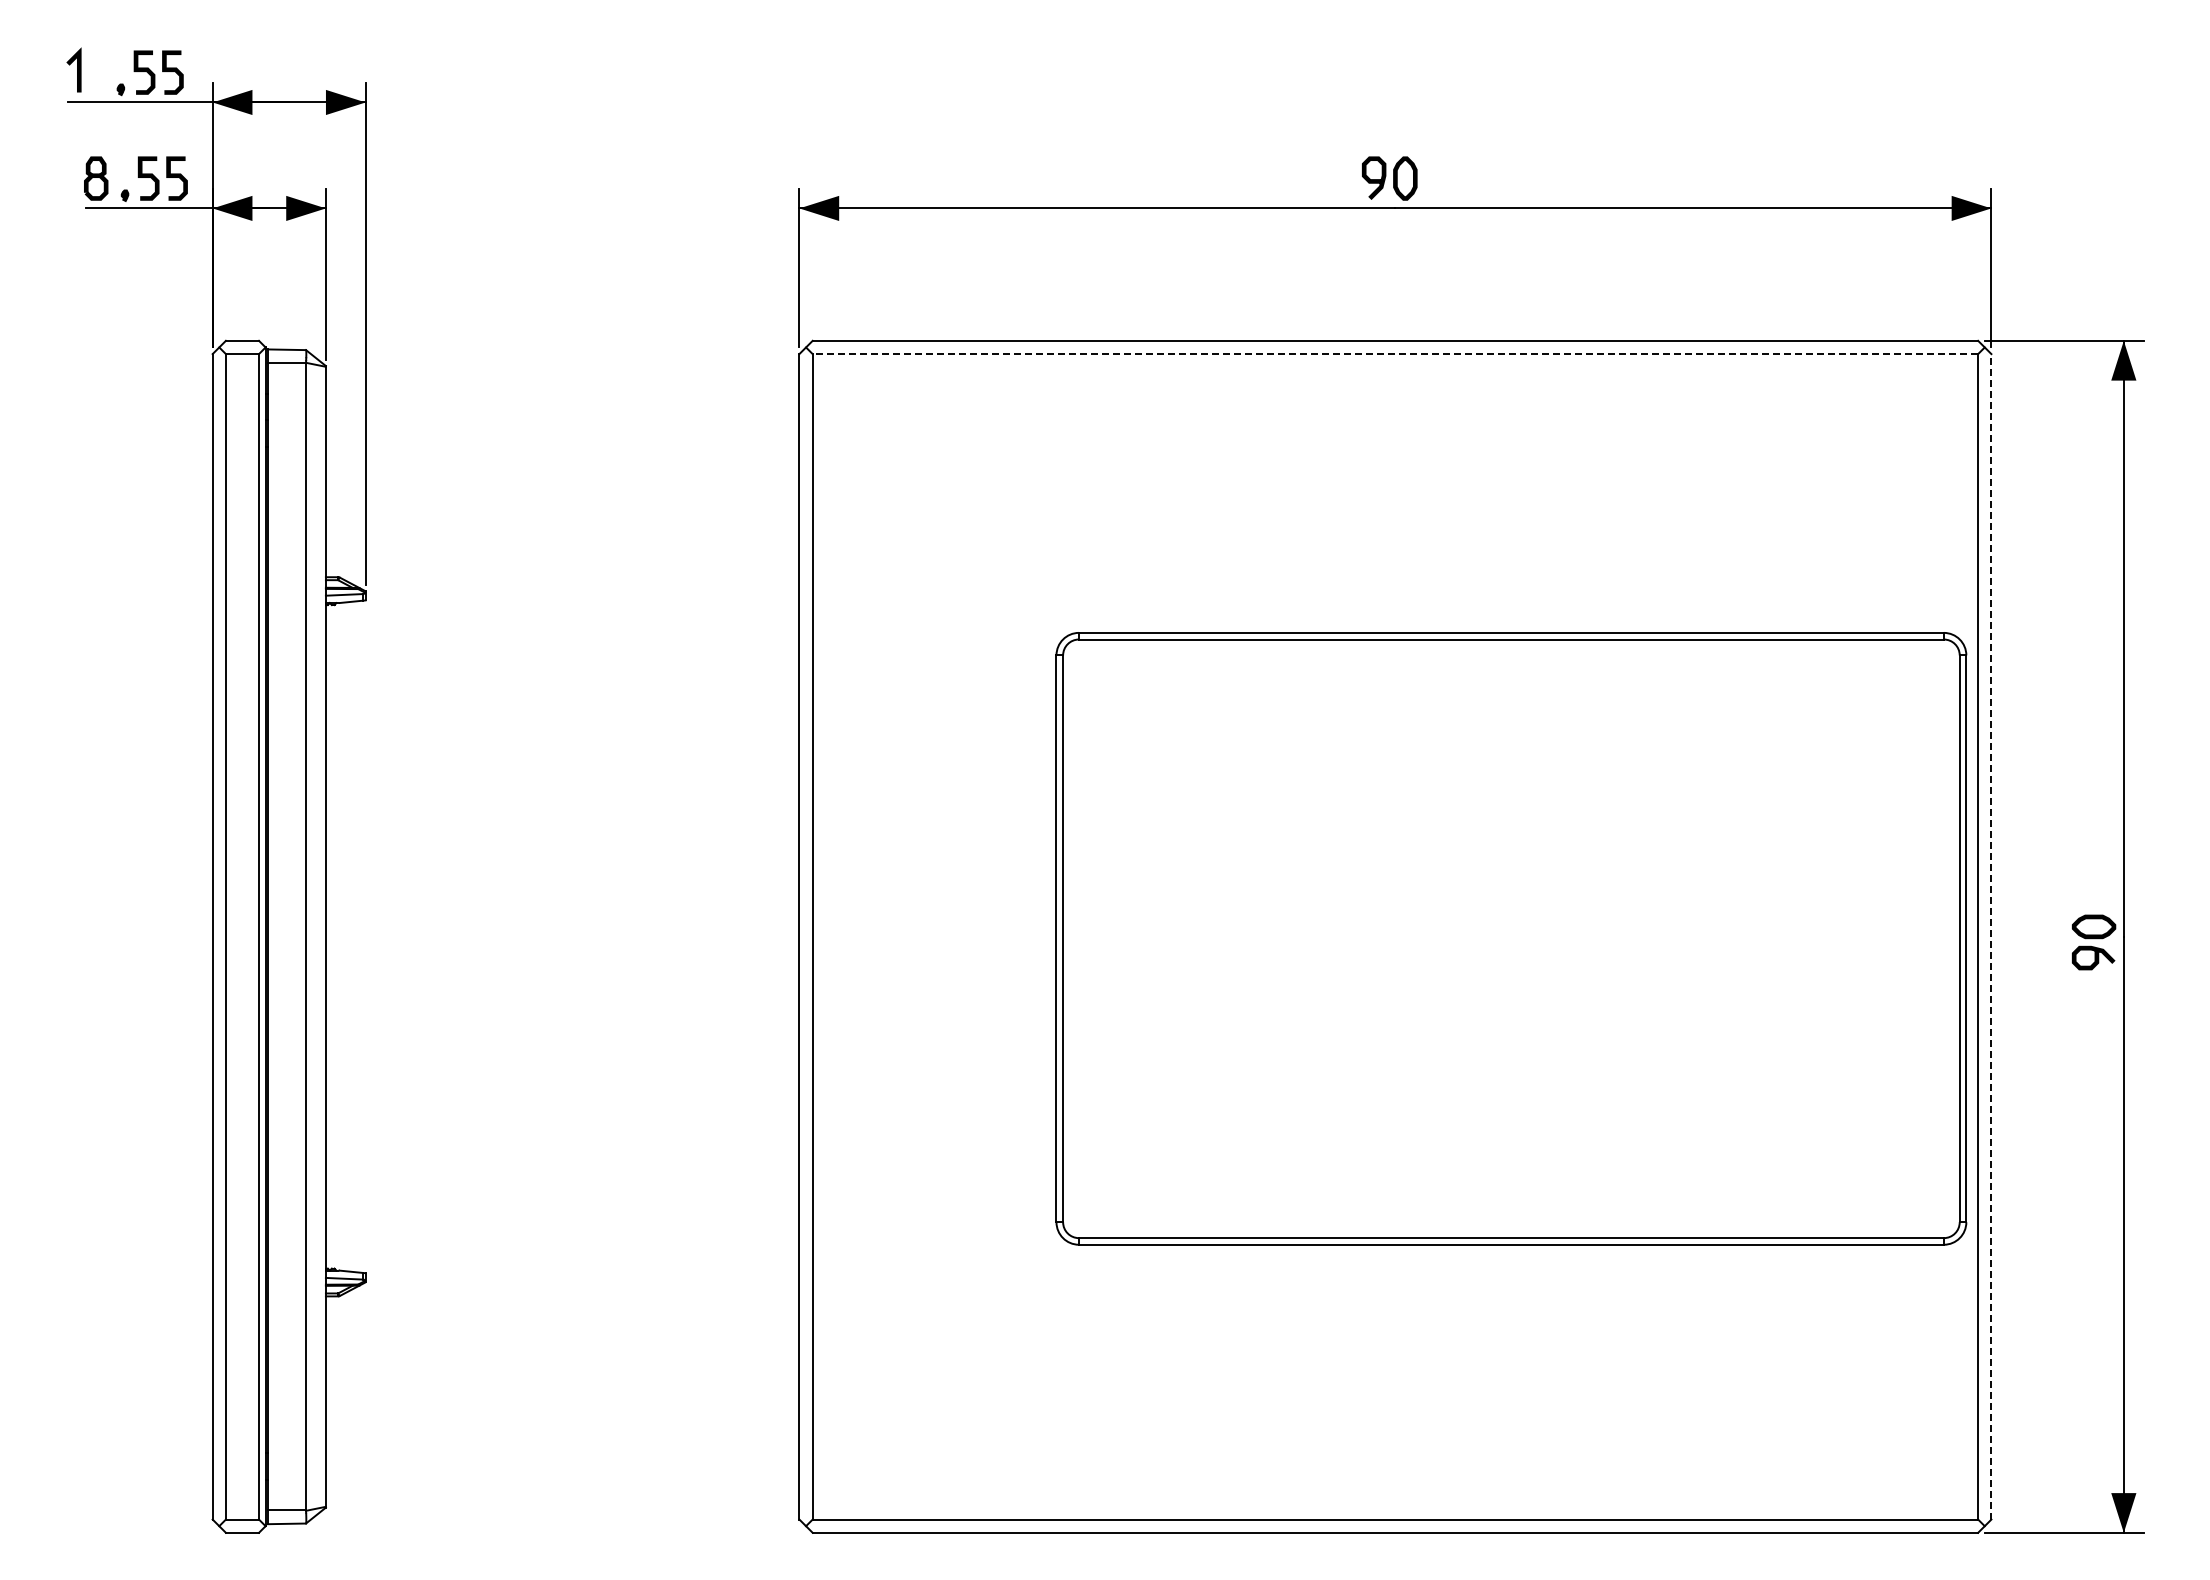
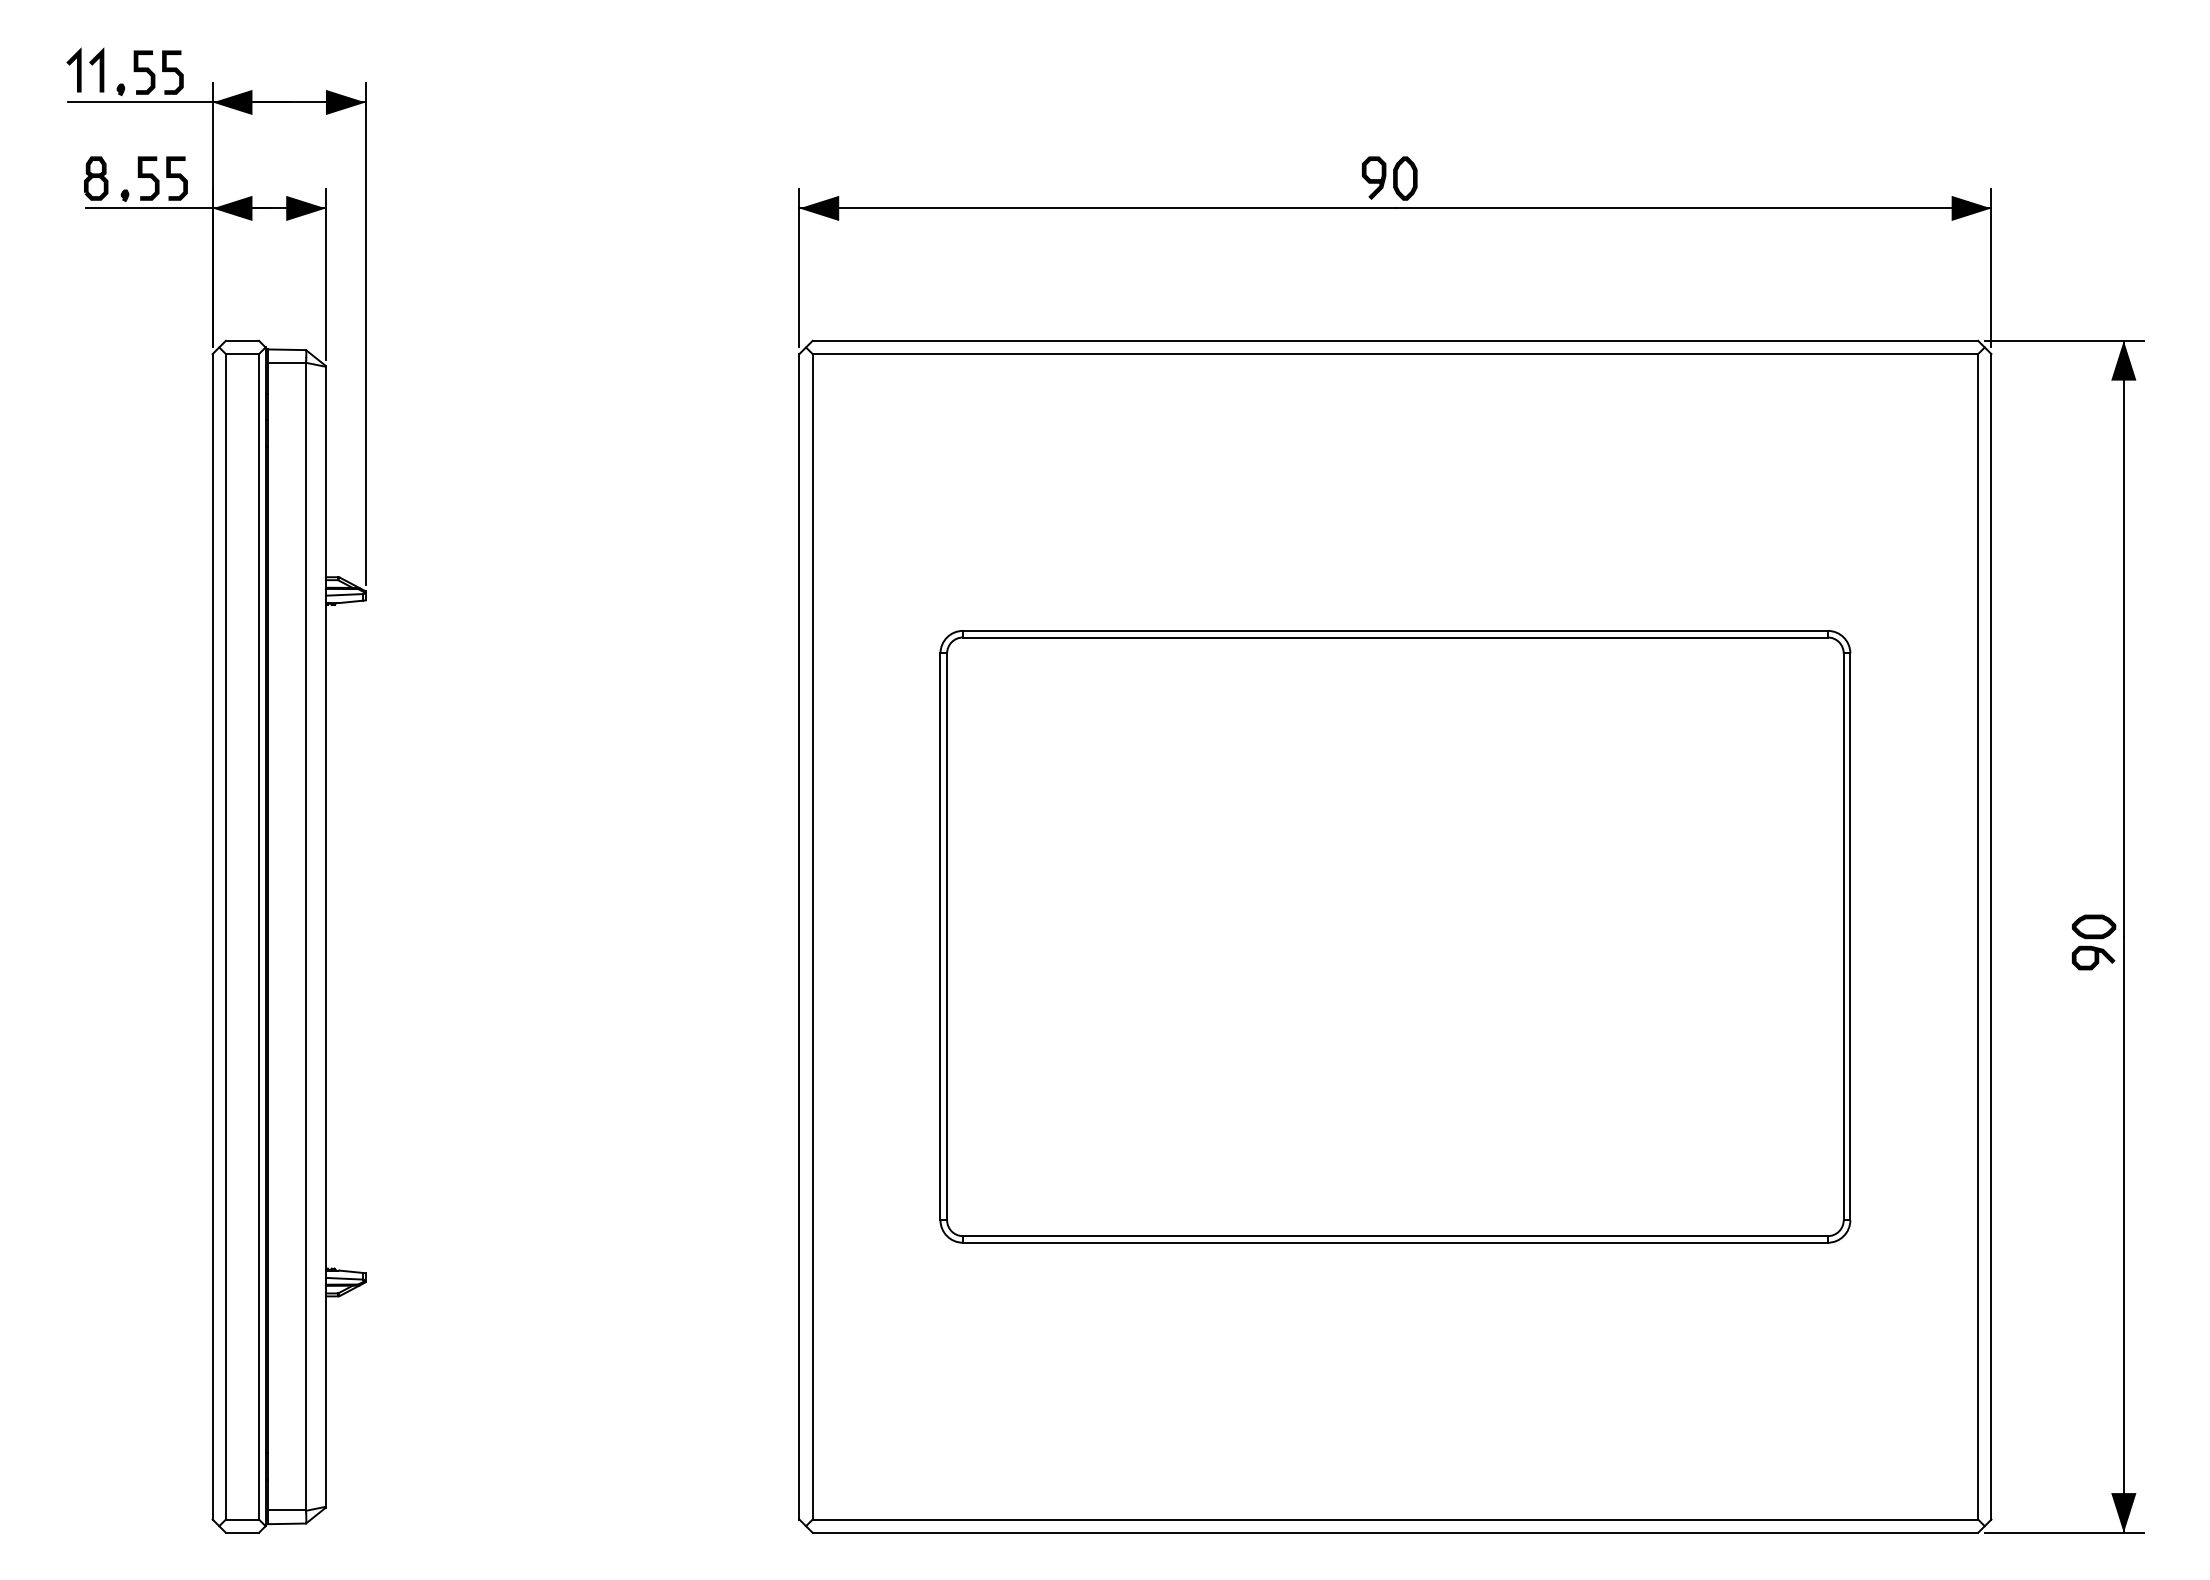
line: none -> present (99, 69)
line: dashed -> solid (1395, 354)
line: dashed -> solid (1991, 936)
part position: (1511, 938) -> (1395, 936) (1395, 936)
